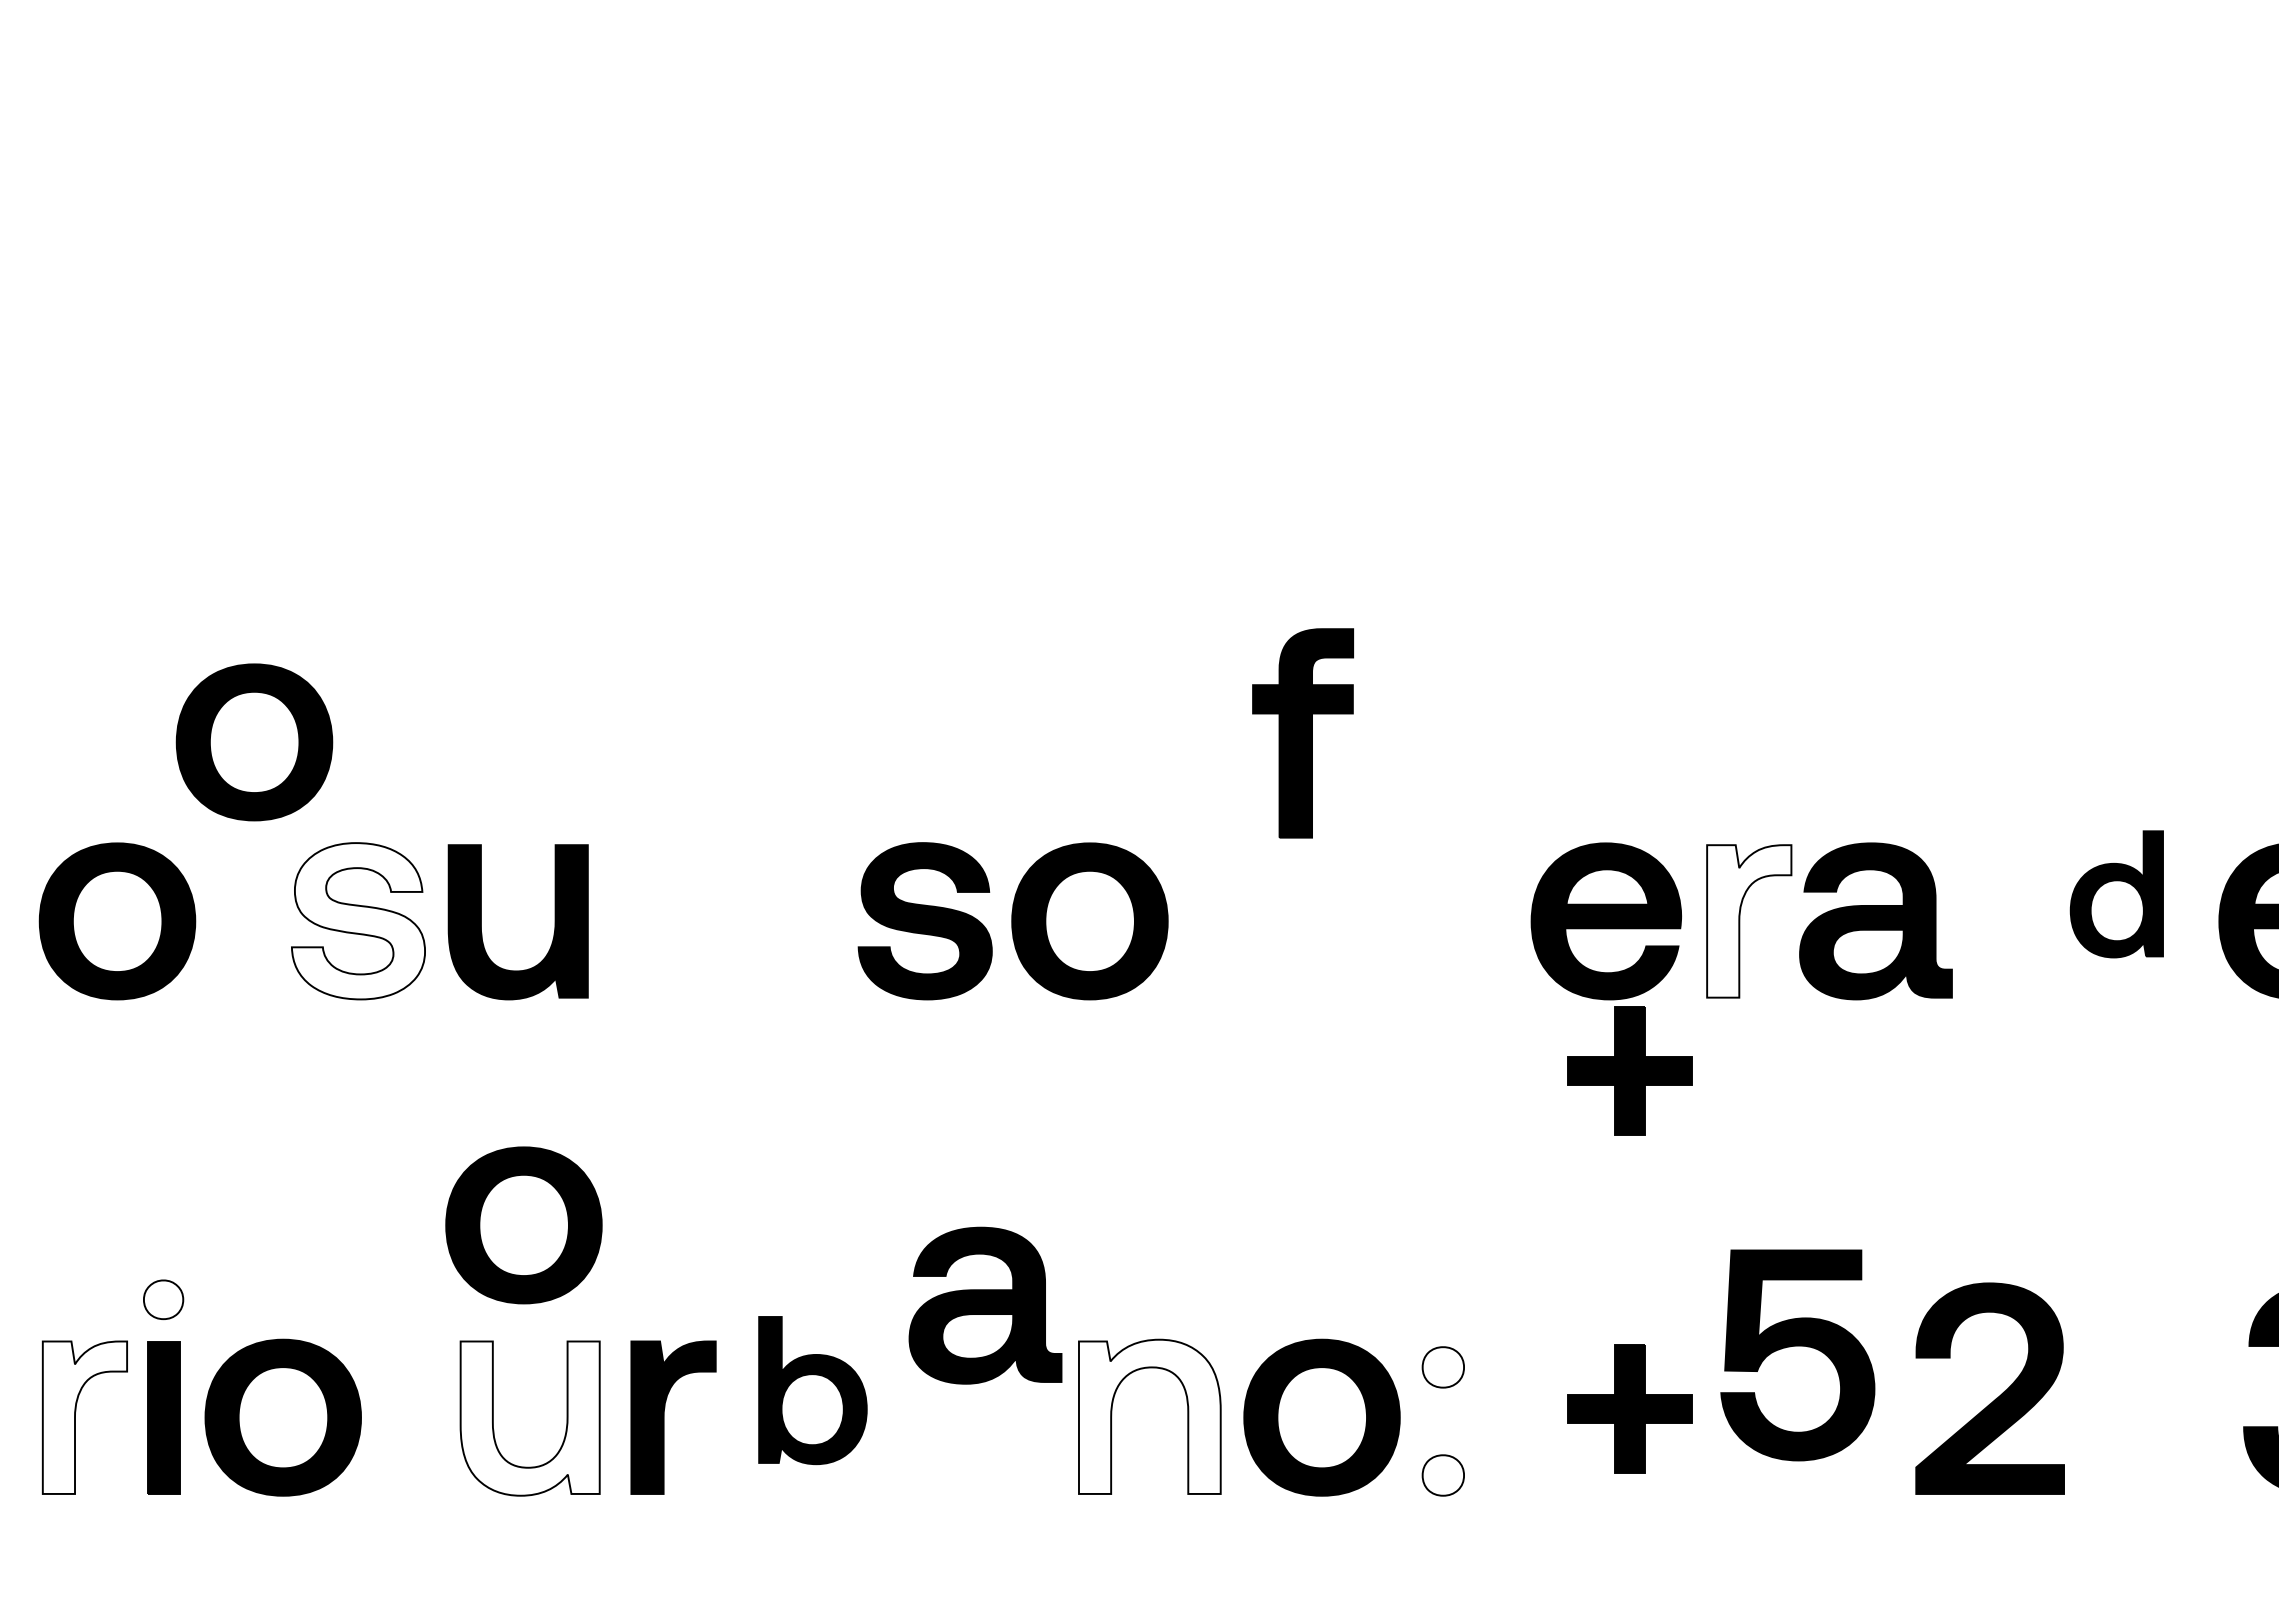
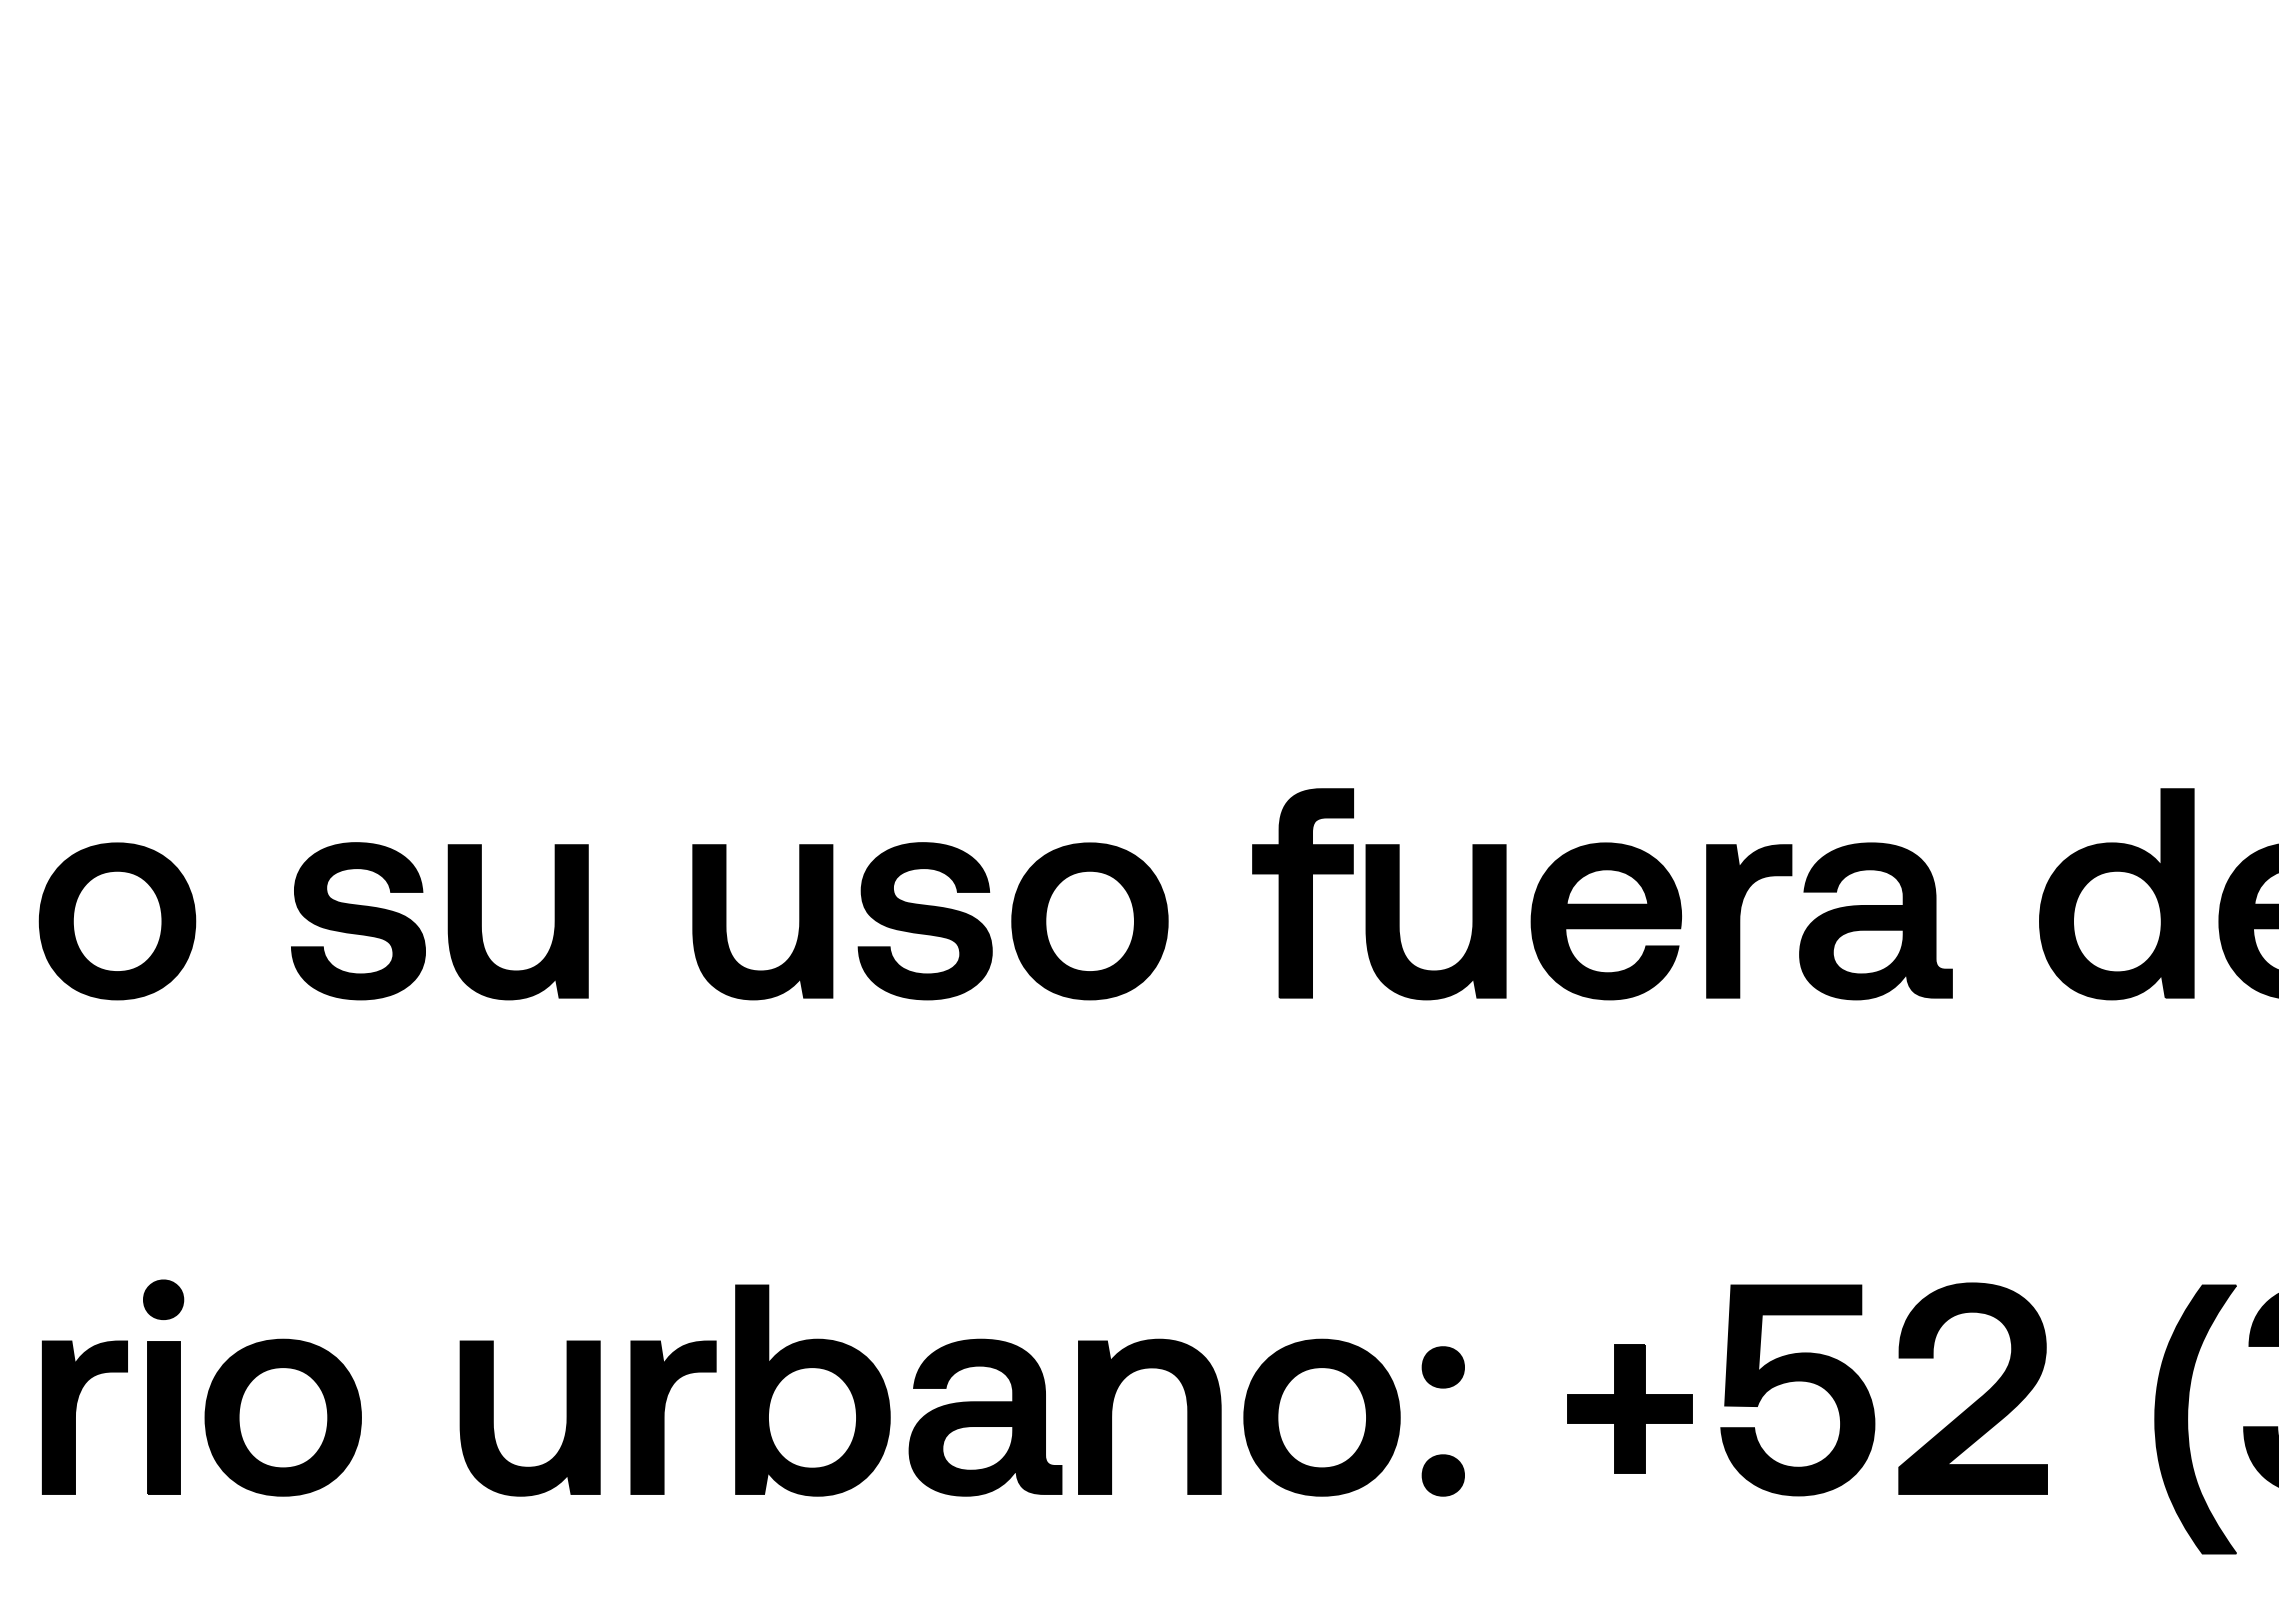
part position: (1302, 733) -> (1302, 893) (1302, 893)
part: present -> none (254, 742)
part size: 95x129 px -> 156x213 px (2116, 894)
fill: none -> present (358, 921)
fill: none -> present (1749, 921)
part: none -> present (726, 922)
part: none -> present (1399, 922)
part: present -> none (1629, 1070)
part: present -> none (523, 1225)
fill: none -> present (163, 1299)
part position: (985, 1305) -> (985, 1417) (985, 1417)
part position: (1797, 1346) -> (1797, 1381) (1797, 1381)
fill: none -> present (1443, 1367)
part size: 110x150 px -> 156x213 px (812, 1390)
part position: (1996, 1397) -> (1979, 1397) (1979, 1397)
fill: none -> present (1149, 1416)
fill: none -> present (84, 1417)
part: none -> present (2188, 1417)
fill: none -> present (529, 1418)
fill: none -> present (1443, 1475)
